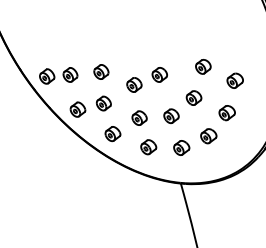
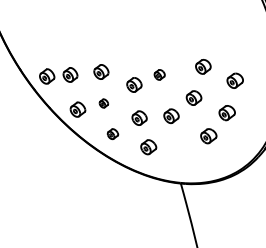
part size: 17x16 px -> 13x12 px (159, 74)
part size: 16x17 px -> 11x11 px (103, 103)
part size: 18x17 px -> 14x13 px (112, 134)
part: present -> none (181, 147)
